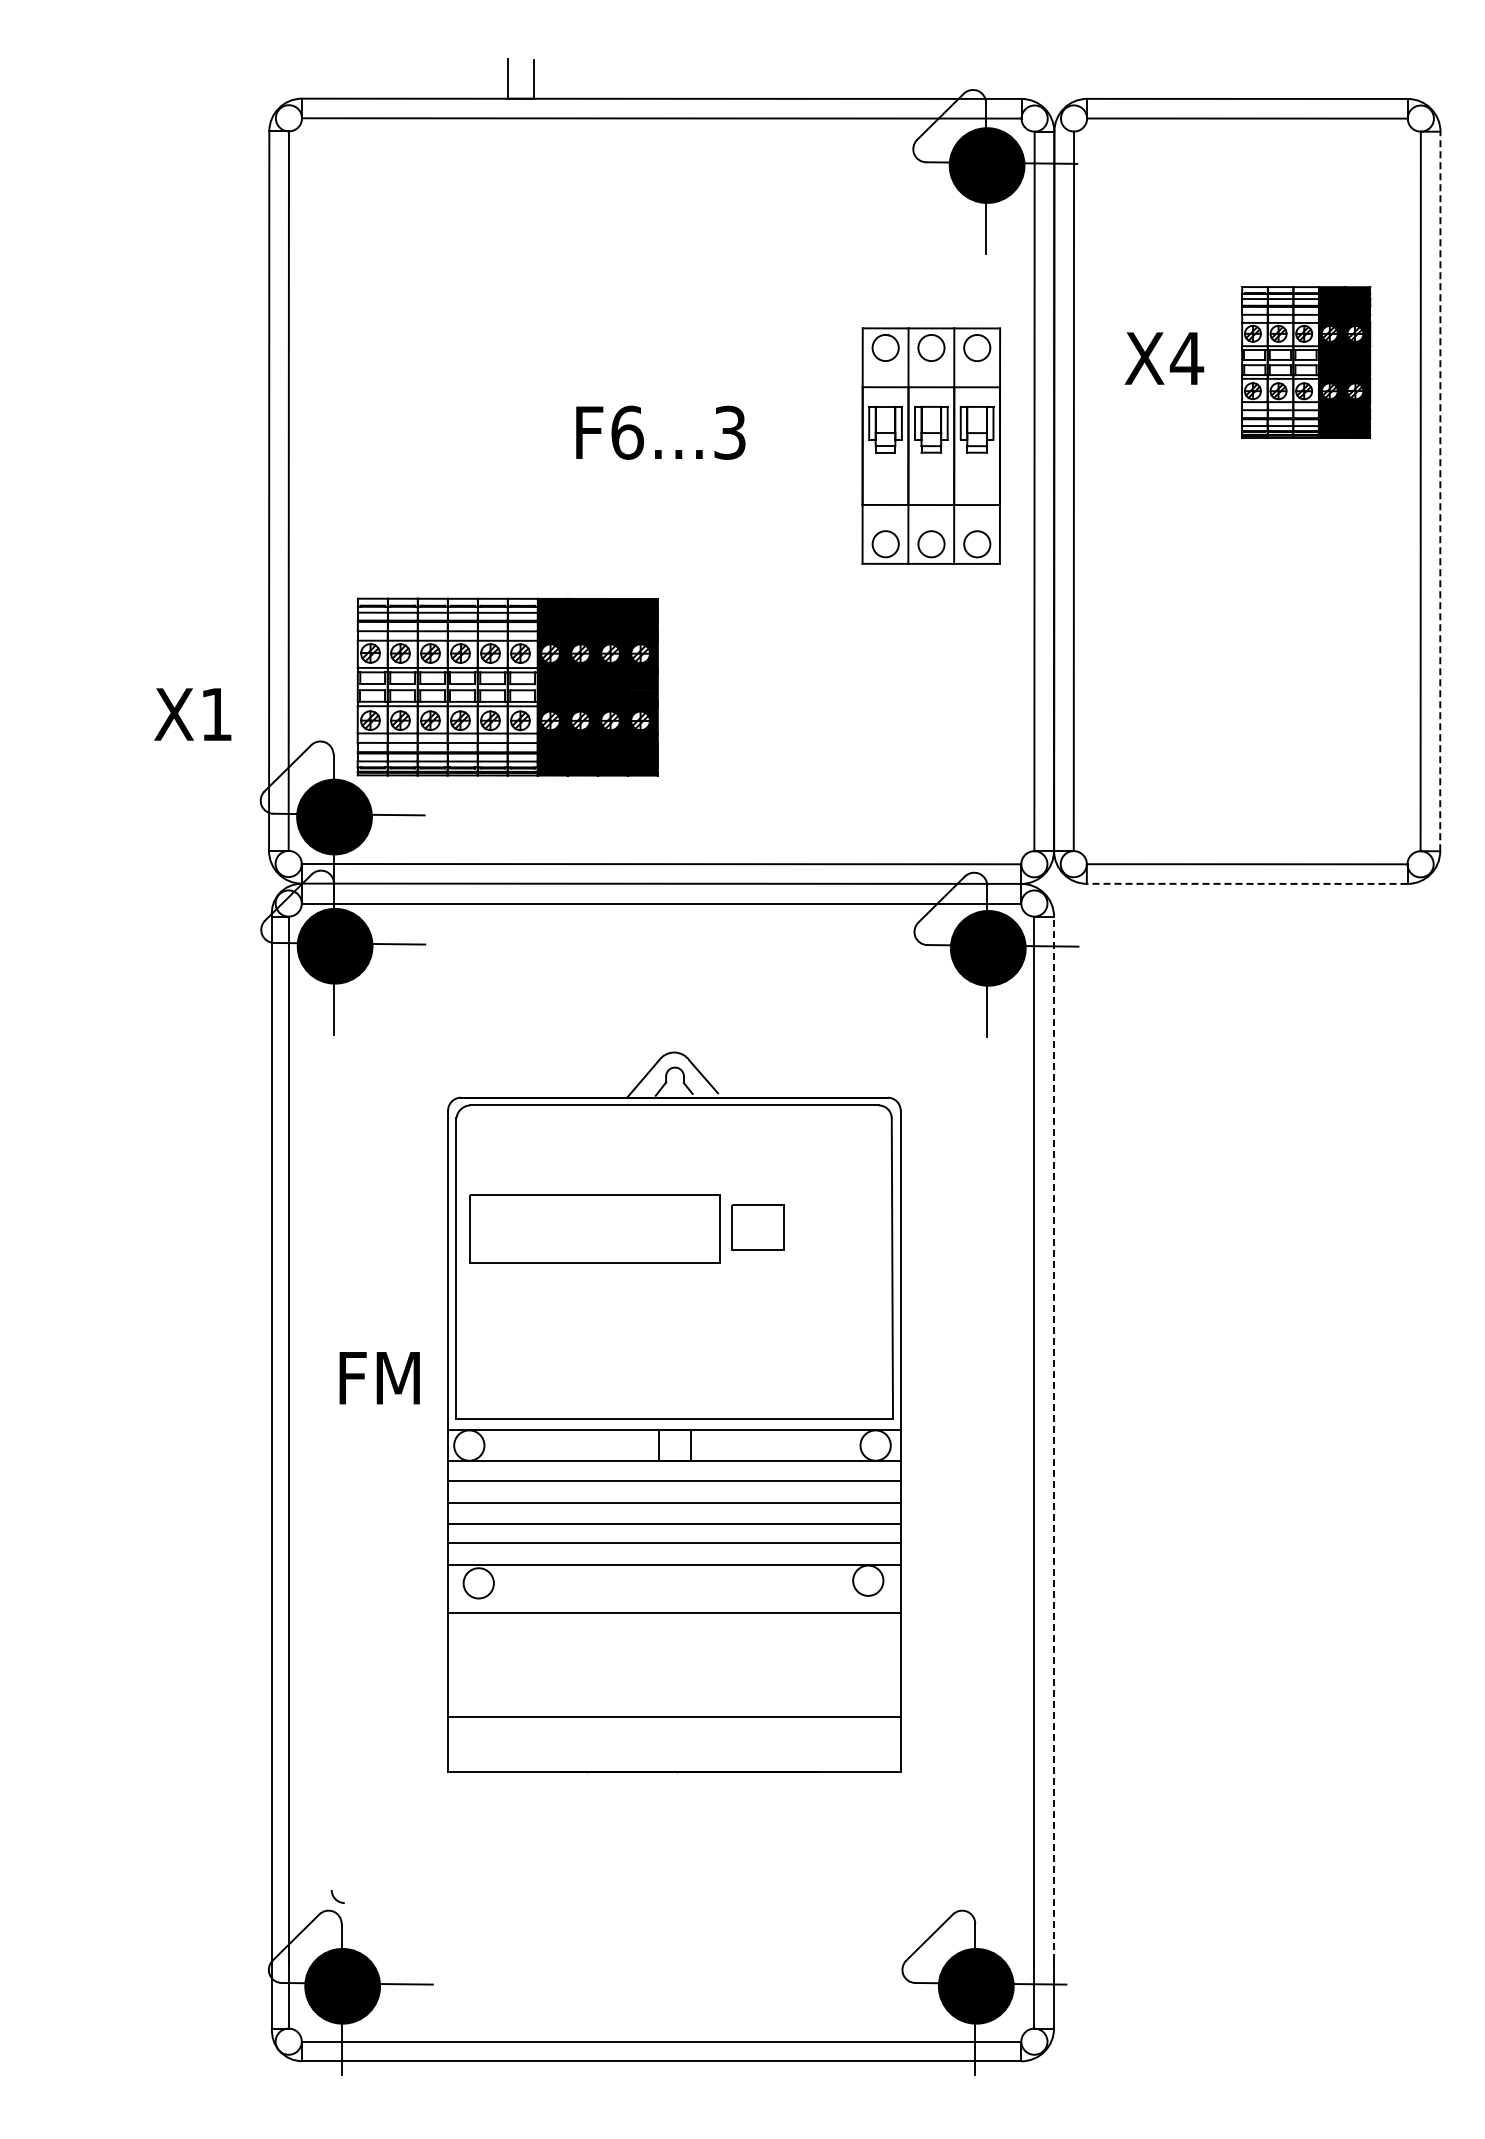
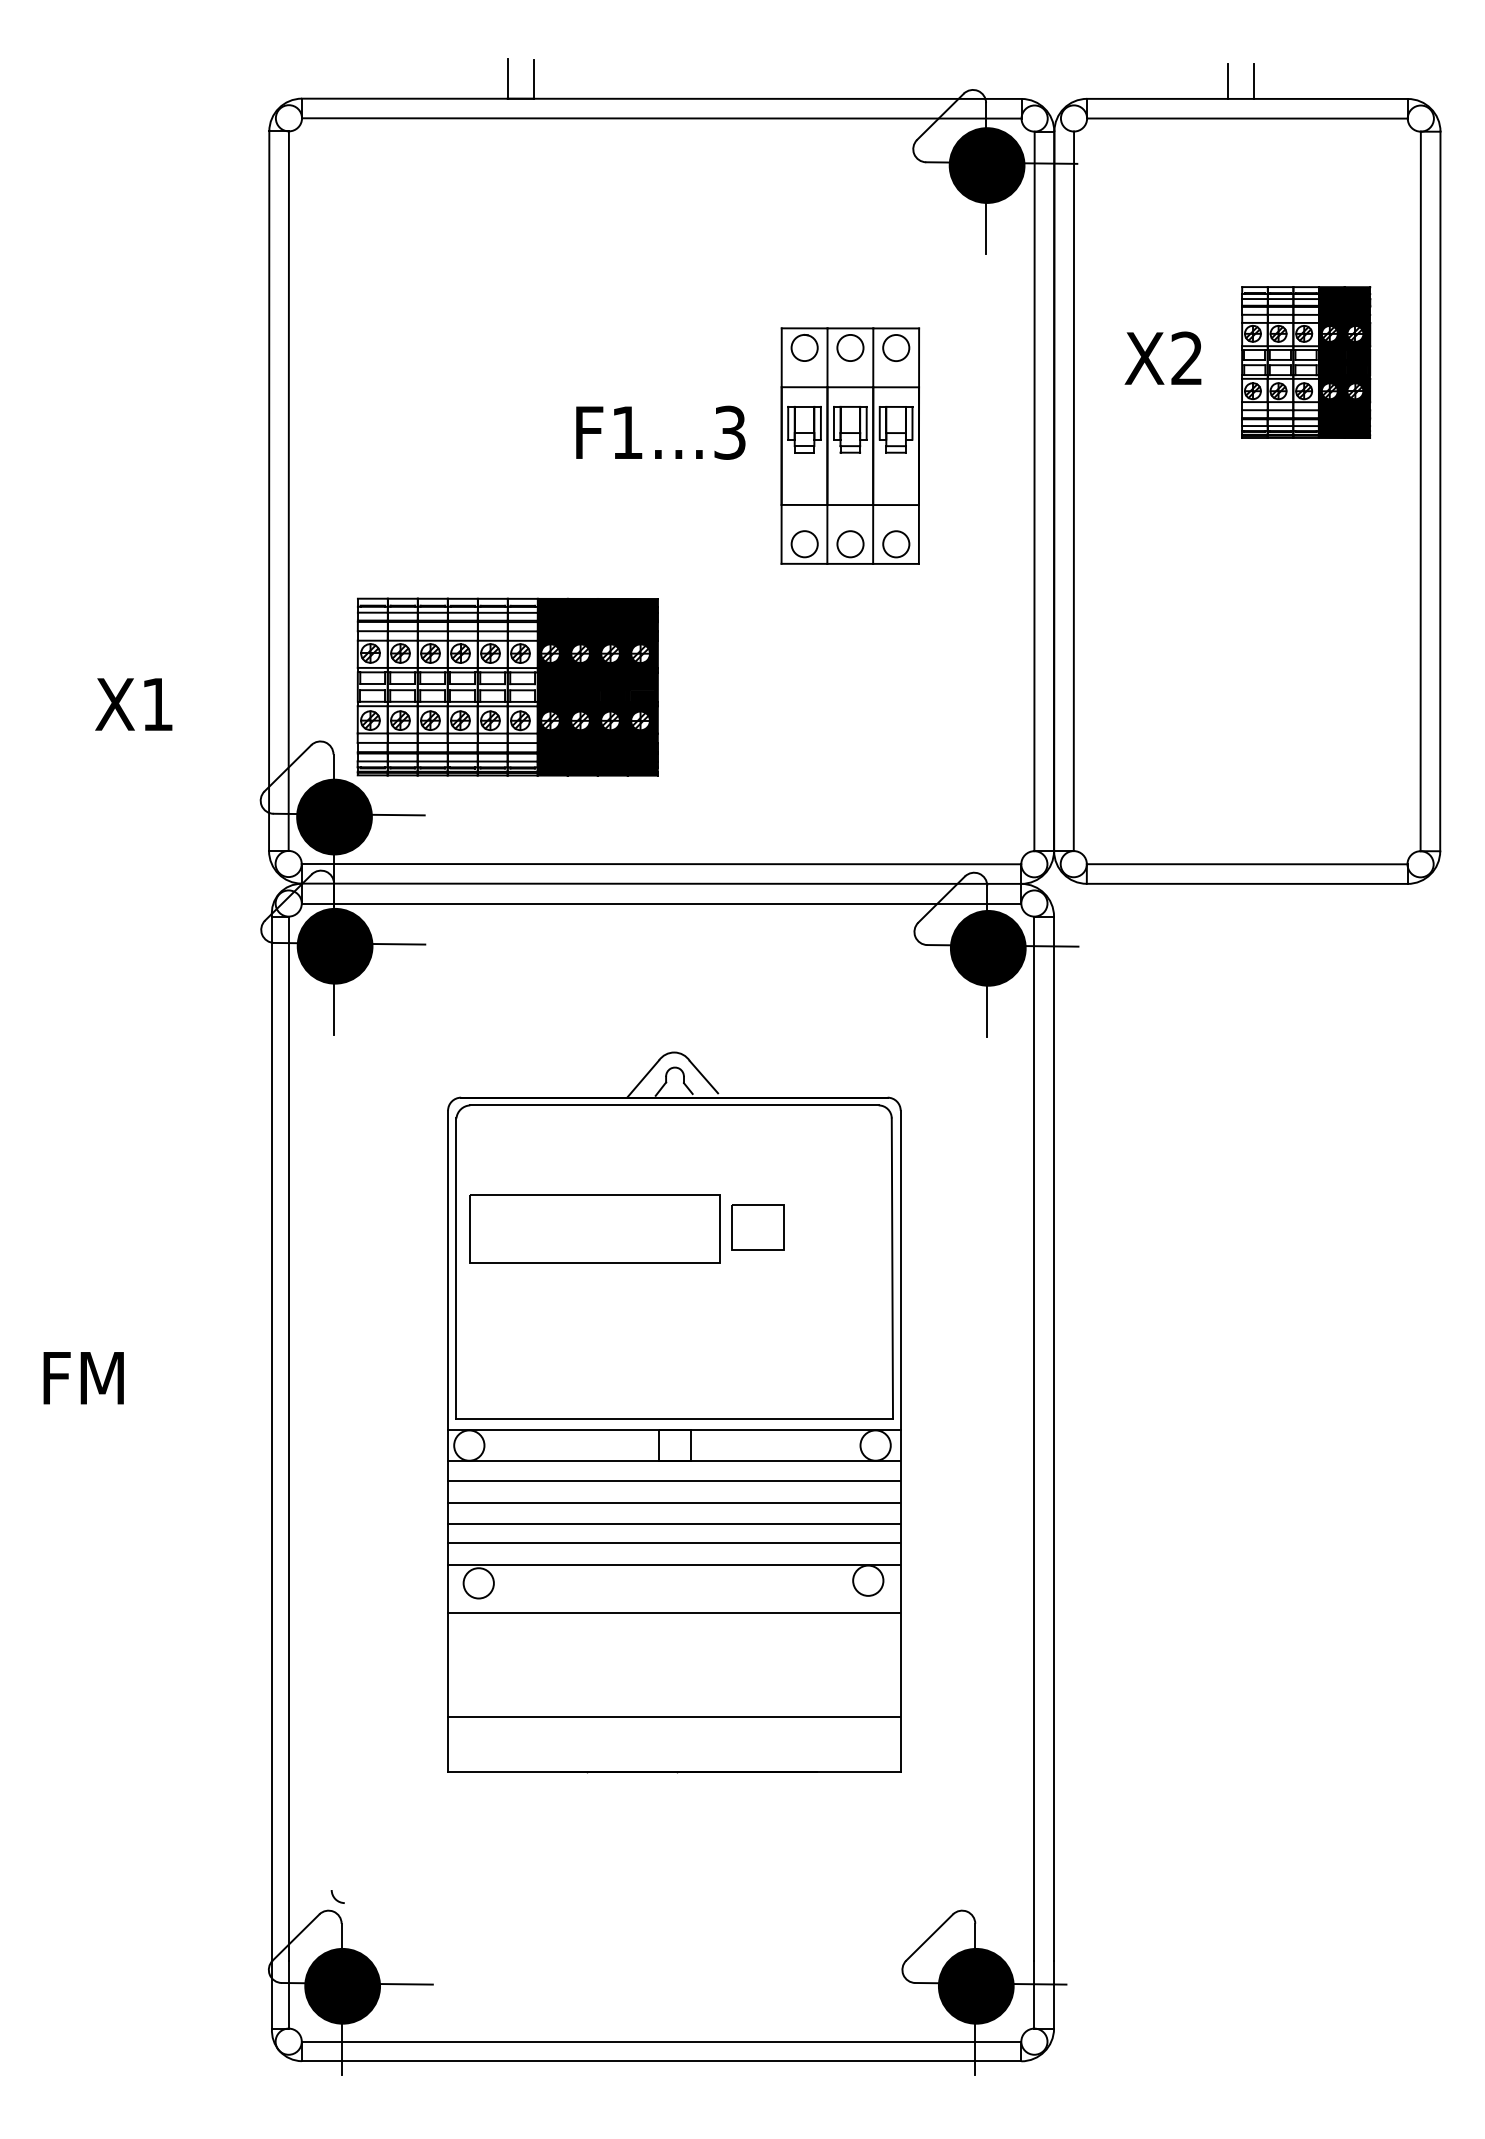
line: none -> present (1227, 81)
line: none -> present (1253, 81)
text: X4 -> X2 (1186, 357)
text: F6...3 -> F1...3 (627, 432)
part position: (931, 445) -> (850, 445) (850, 445)
line: dashed -> solid (1440, 491)
text position: (192, 714) -> (133, 704) (133, 704)
line: dashed -> solid (1246, 883)
text position: (379, 1378) -> (83, 1378) (83, 1378)
line: dashed -> solid (1054, 1438)
